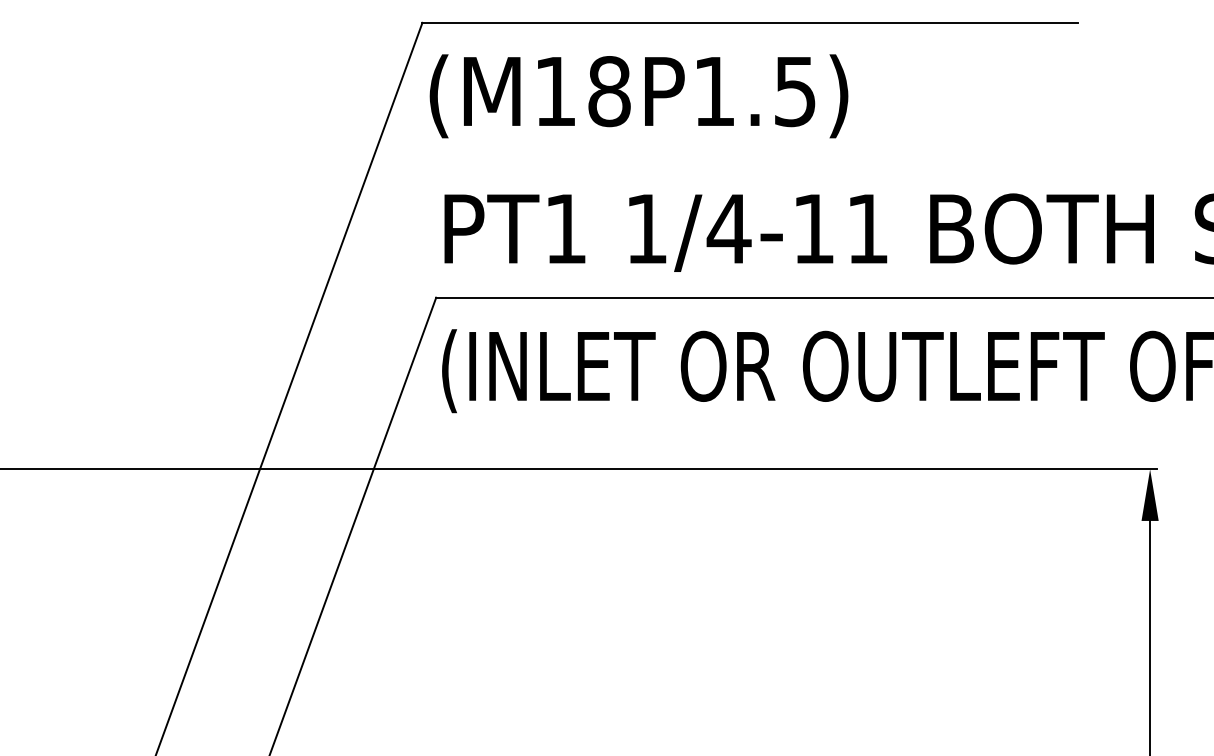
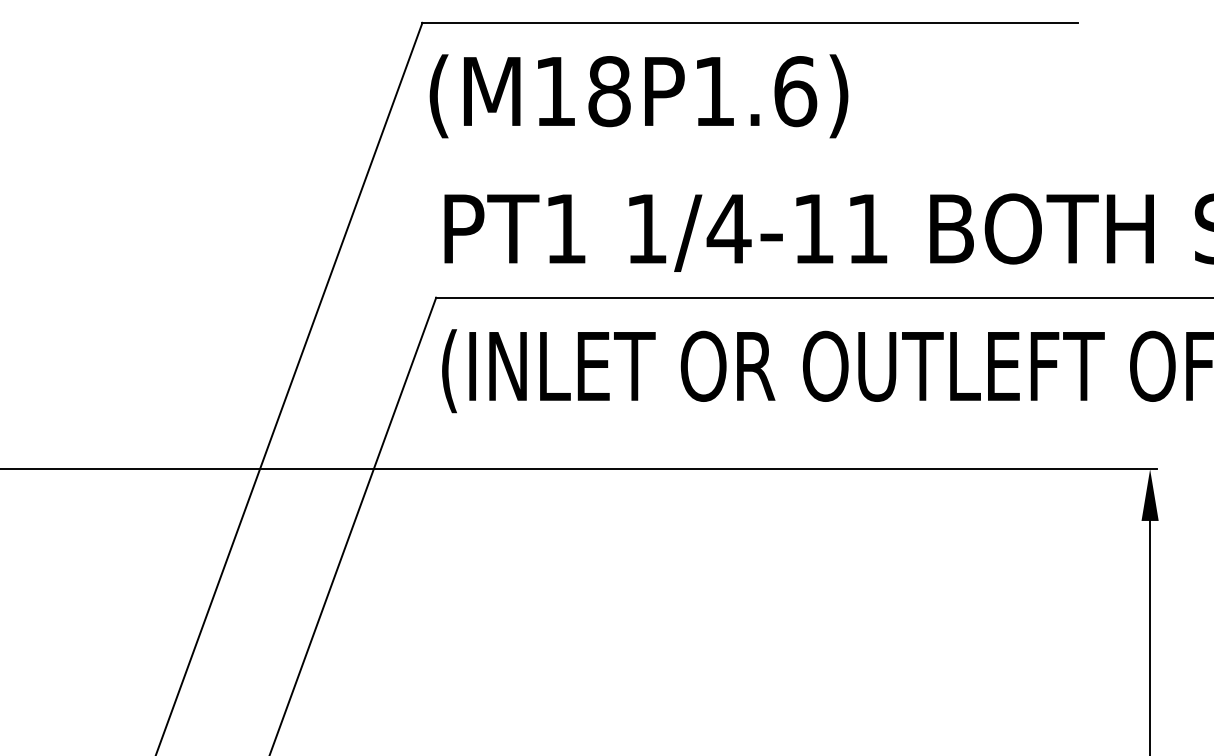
text: (M18P1.5) -> (M18P1.6) (795, 91)
